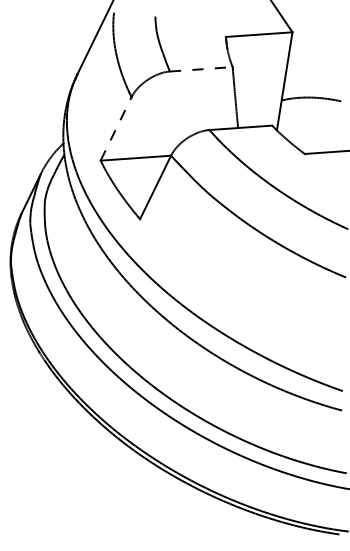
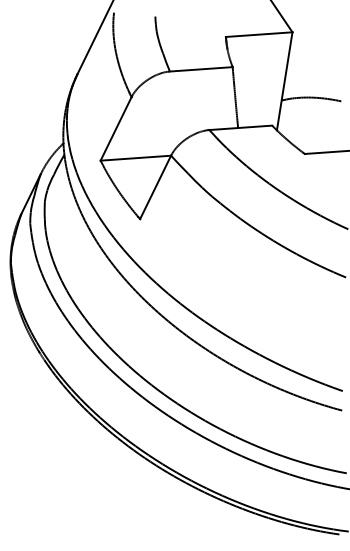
line: dashed -> solid (201, 69)
line: dashed -> solid (116, 128)
